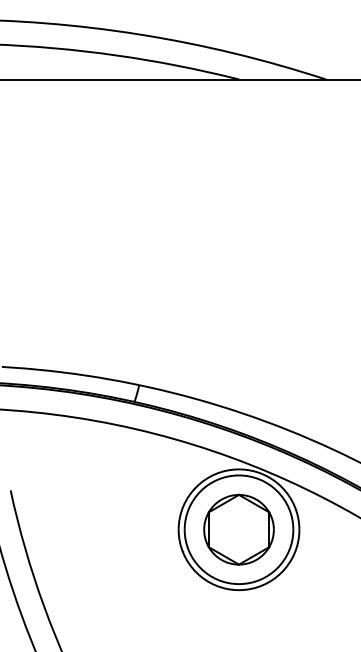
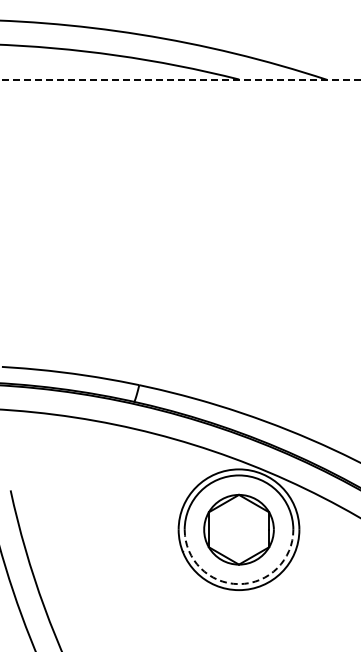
line: solid -> dashed (180, 79)
arc: solid -> dashed (239, 584)
